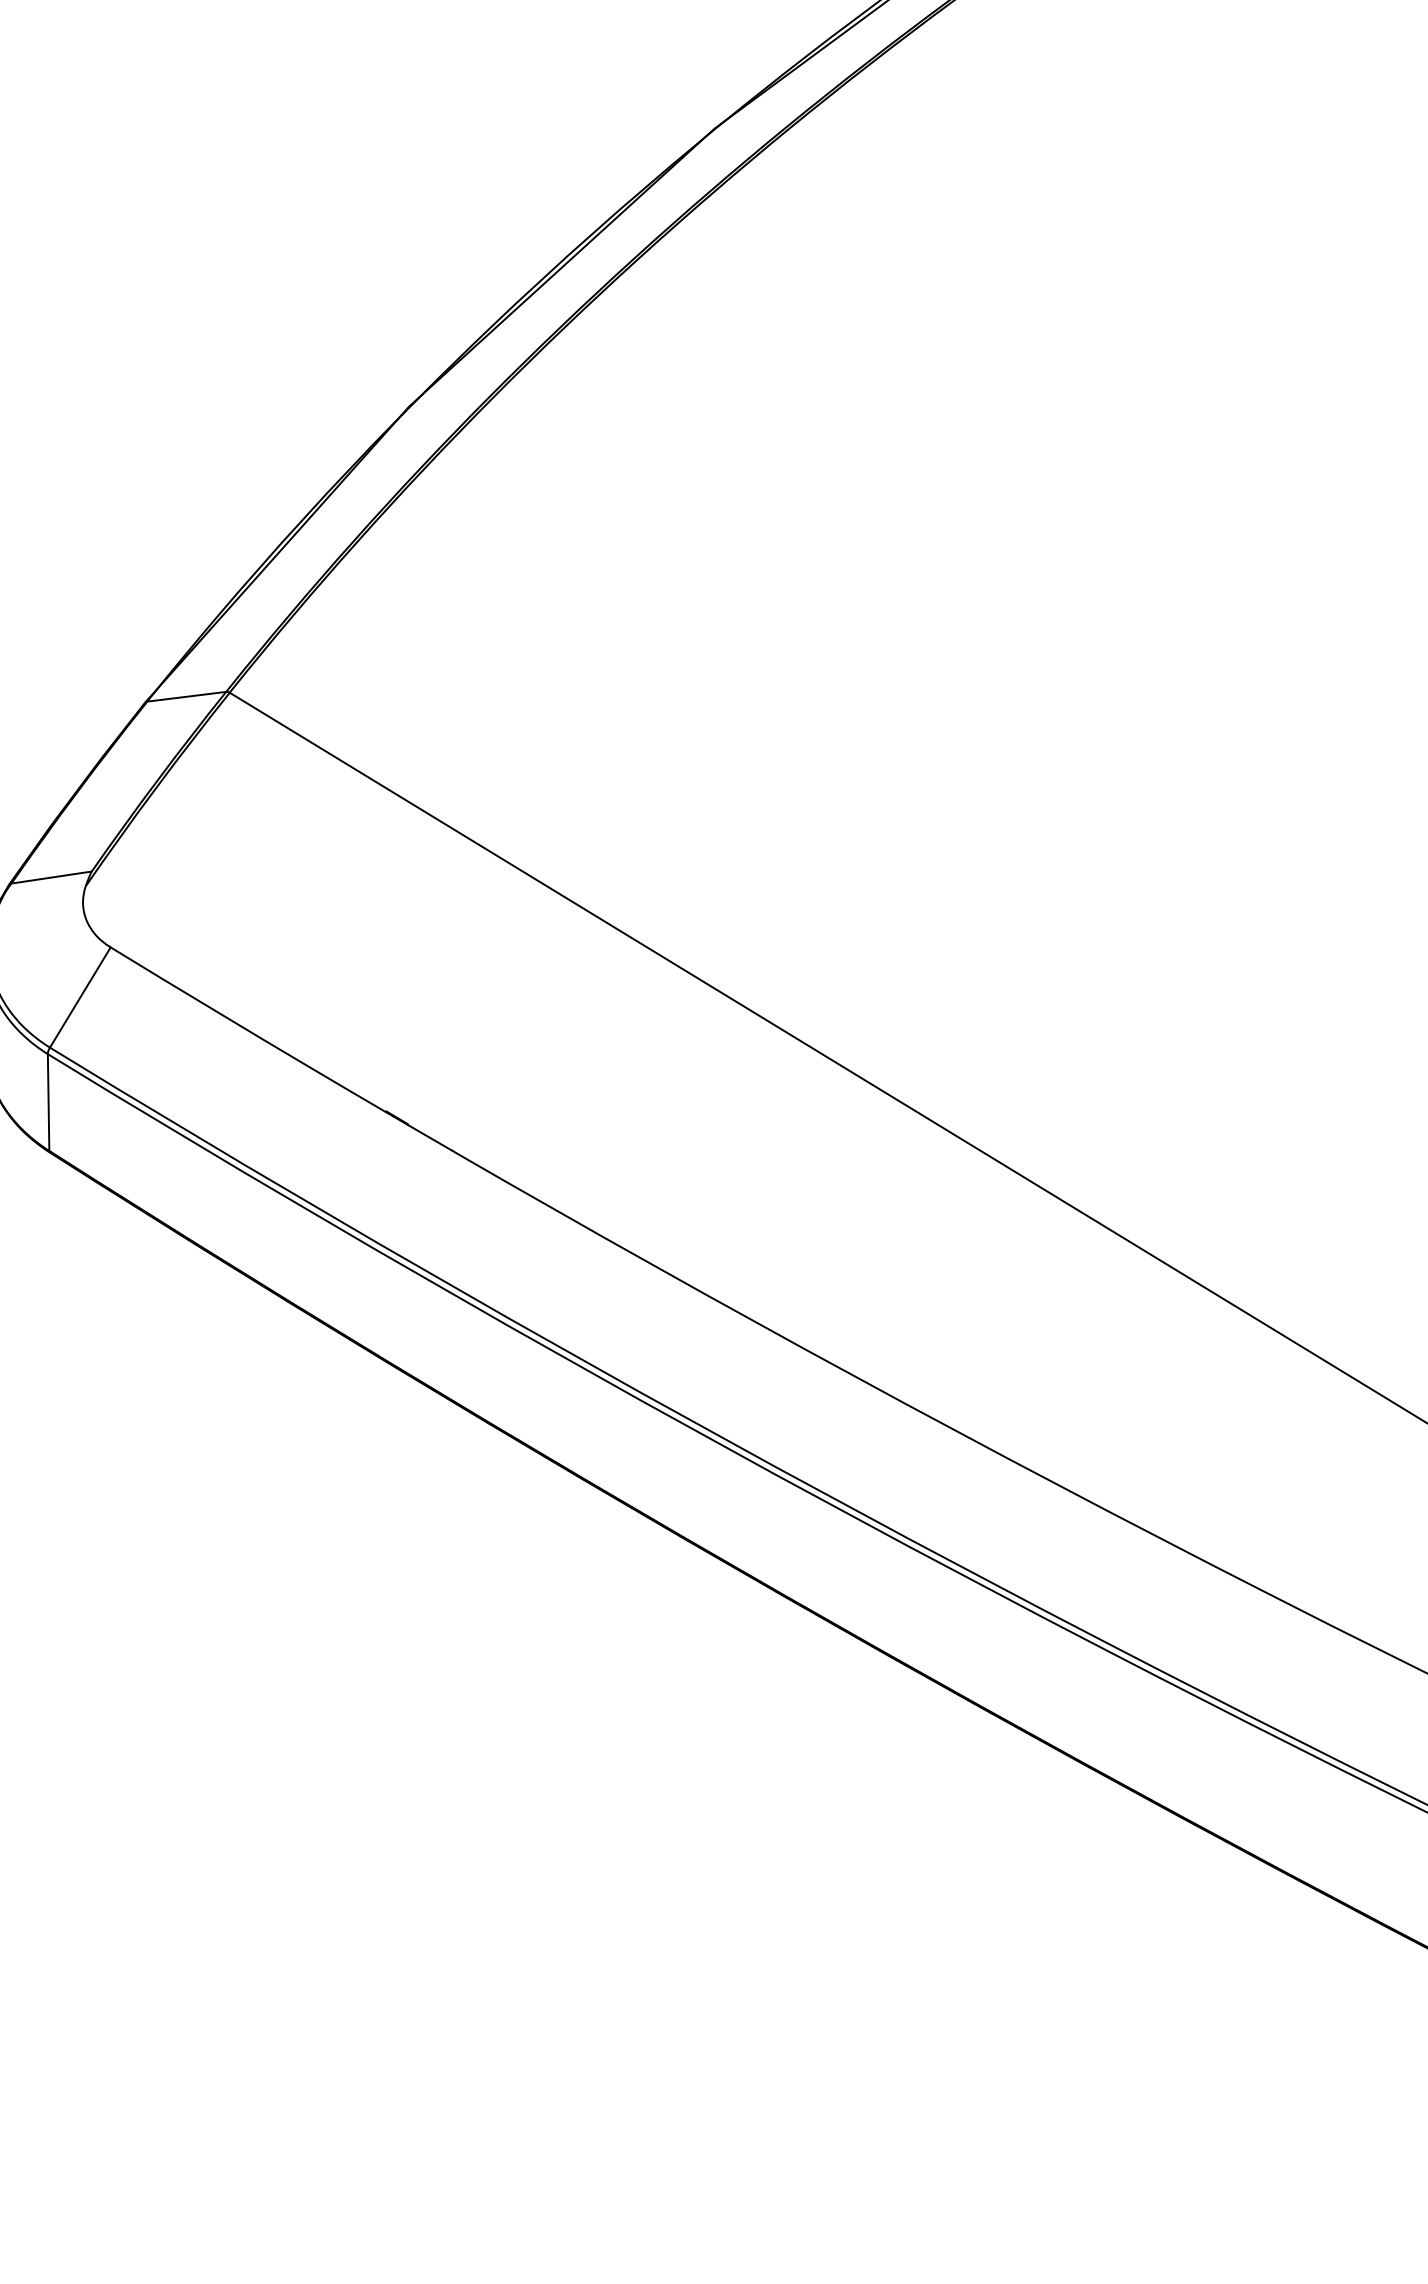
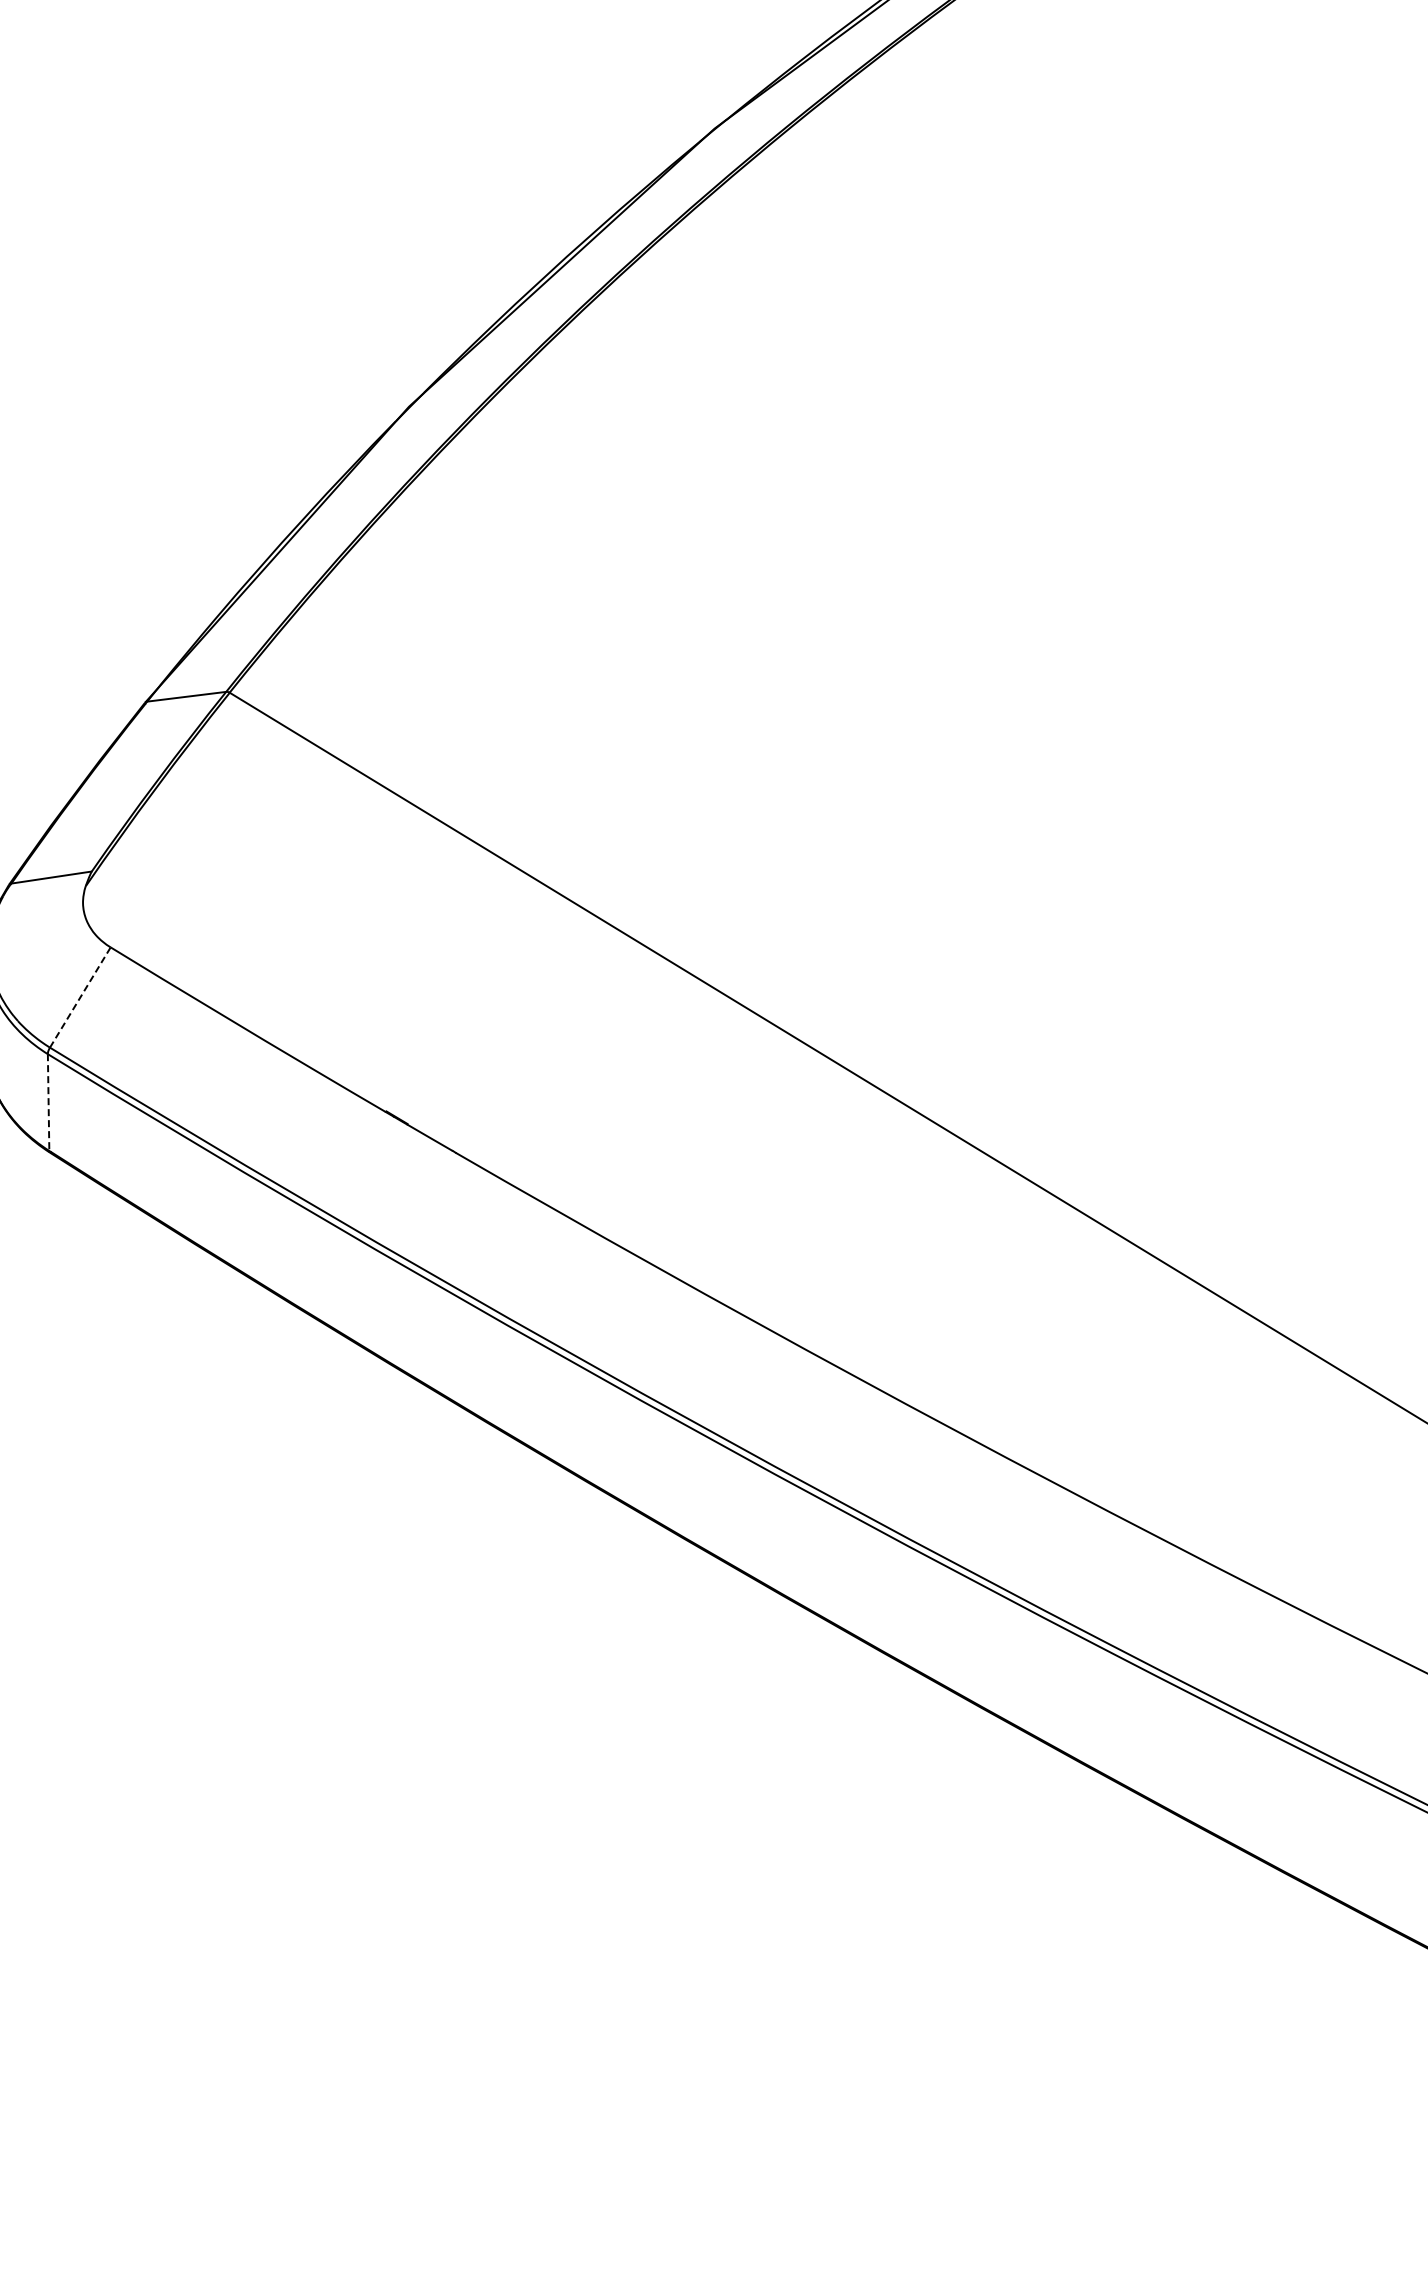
line: solid -> dashed (80, 997)
line: solid -> dashed (48, 1103)
